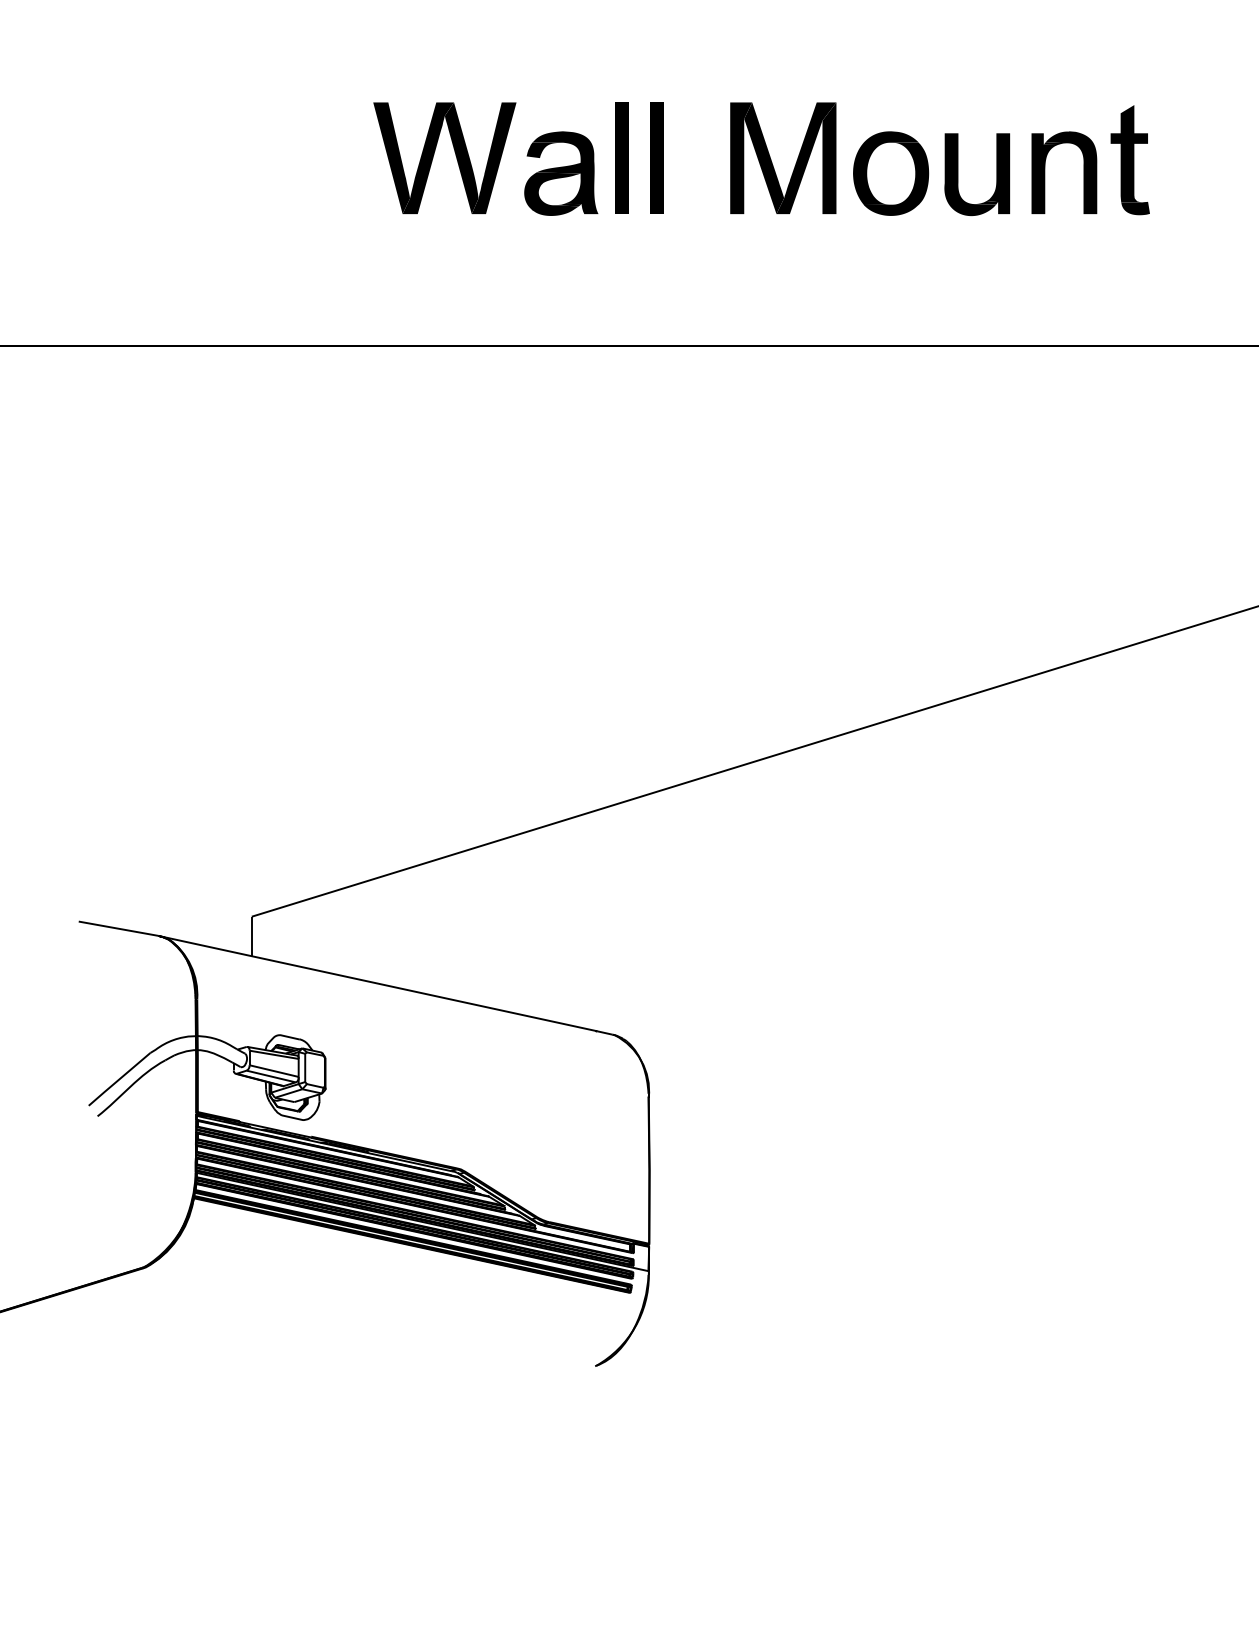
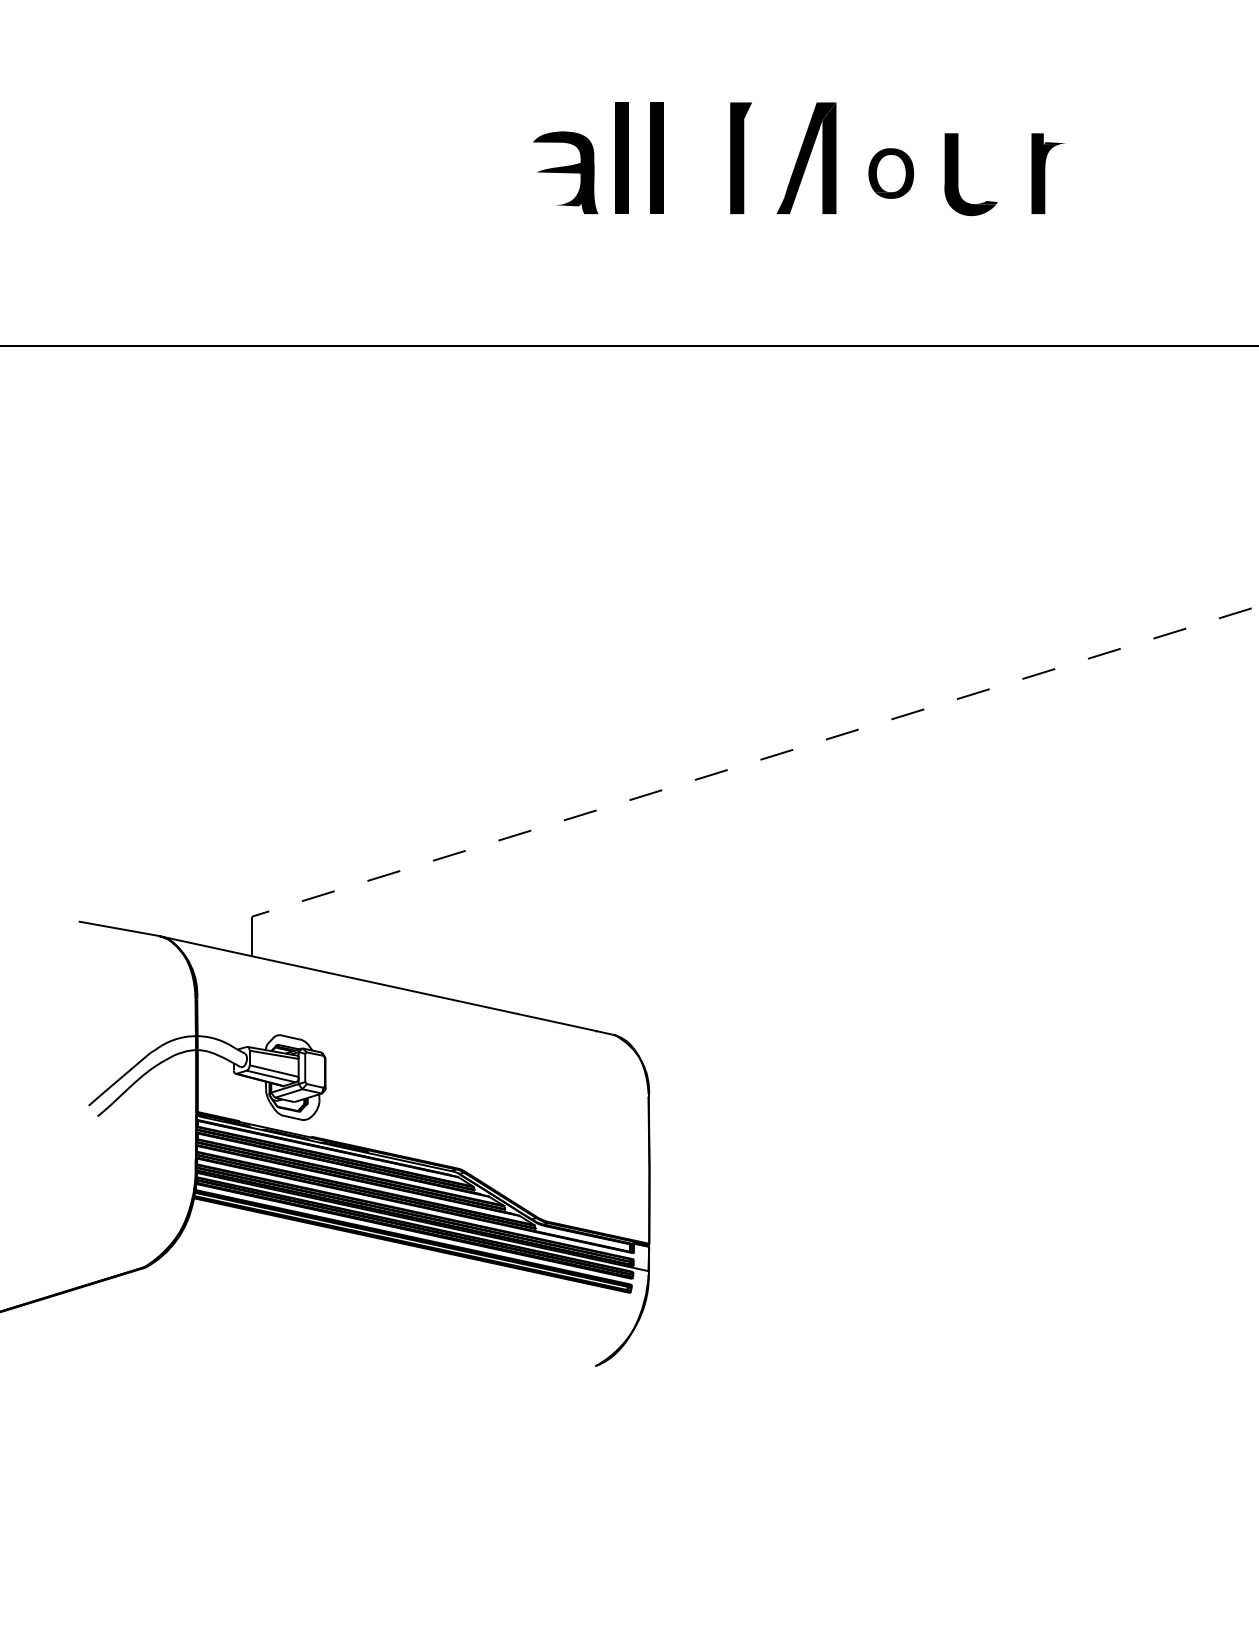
fill: present -> none (543, 150)
part: present -> none (434, 154)
fill: present -> none (764, 158)
part: present -> none (1129, 160)
fill: present -> none (1071, 172)
part size: 77x85 px -> 46x51 px (890, 173)
fill: present -> none (998, 173)
fill: present -> none (552, 194)
line: solid -> dashed (755, 761)
